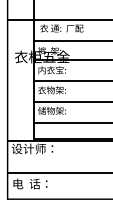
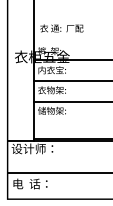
line: present -> none (58, 20)
line: present -> none (71, 40)
line: present -> none (71, 123)
